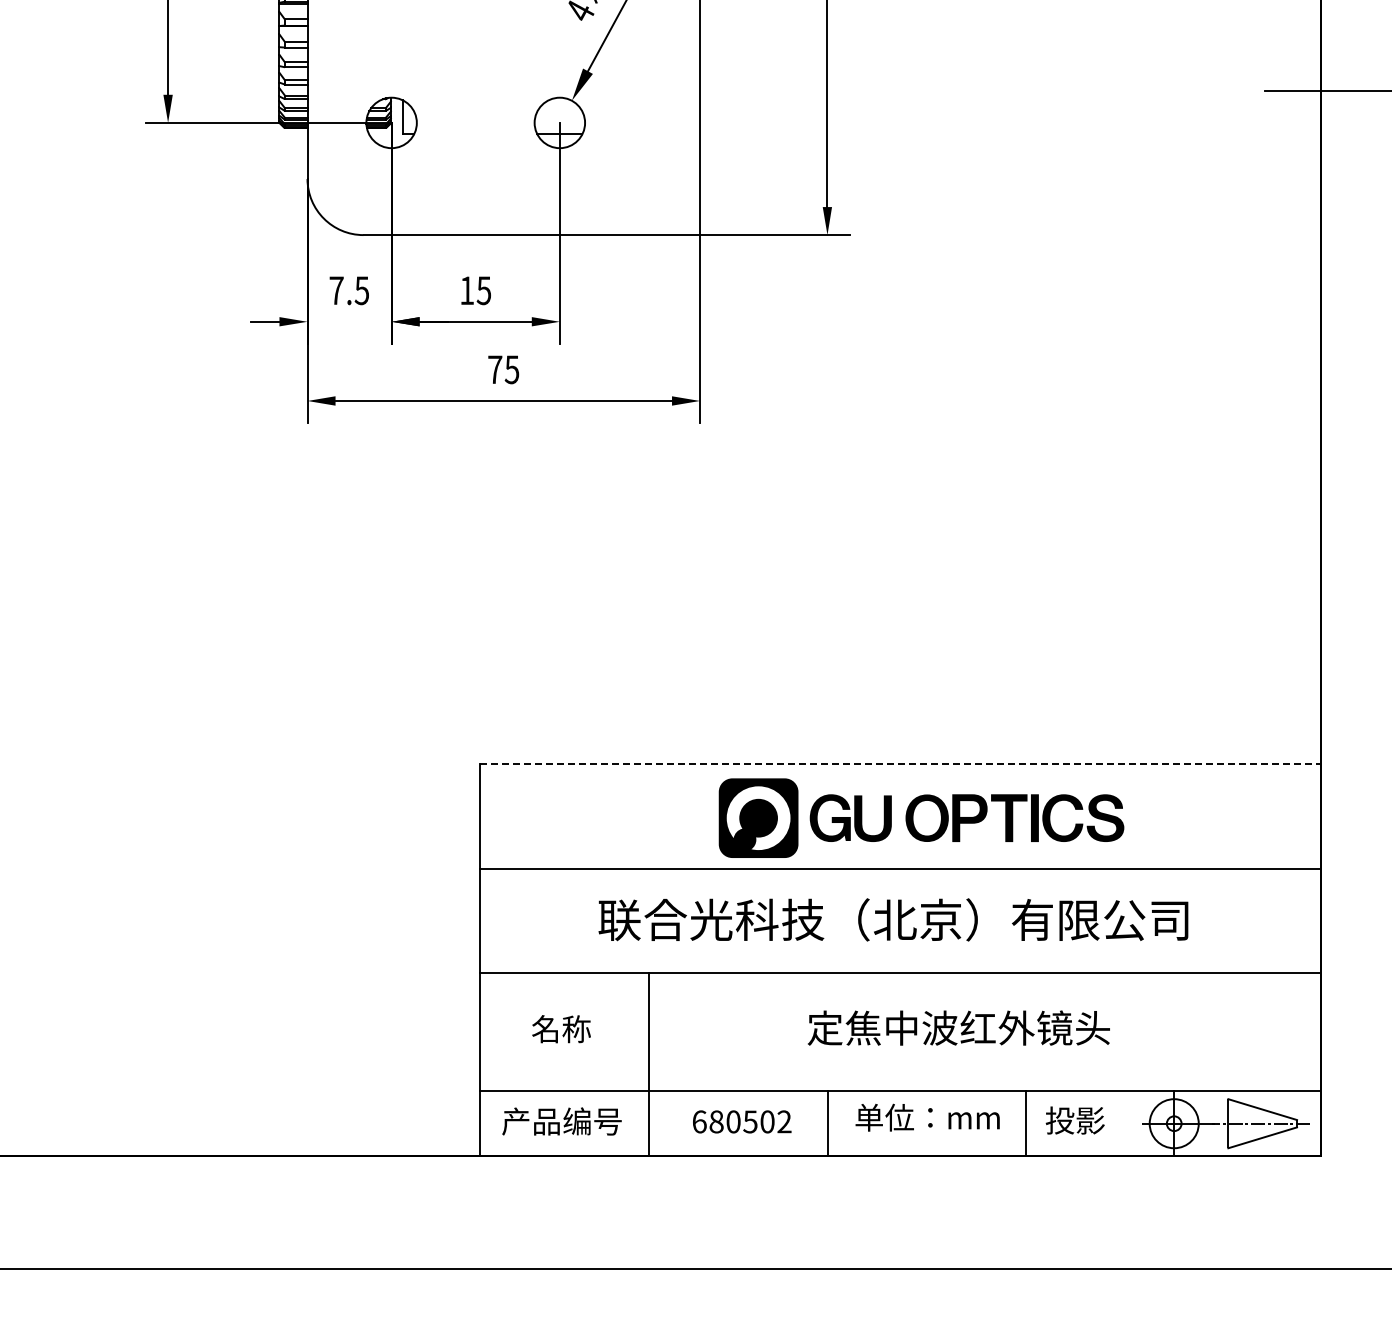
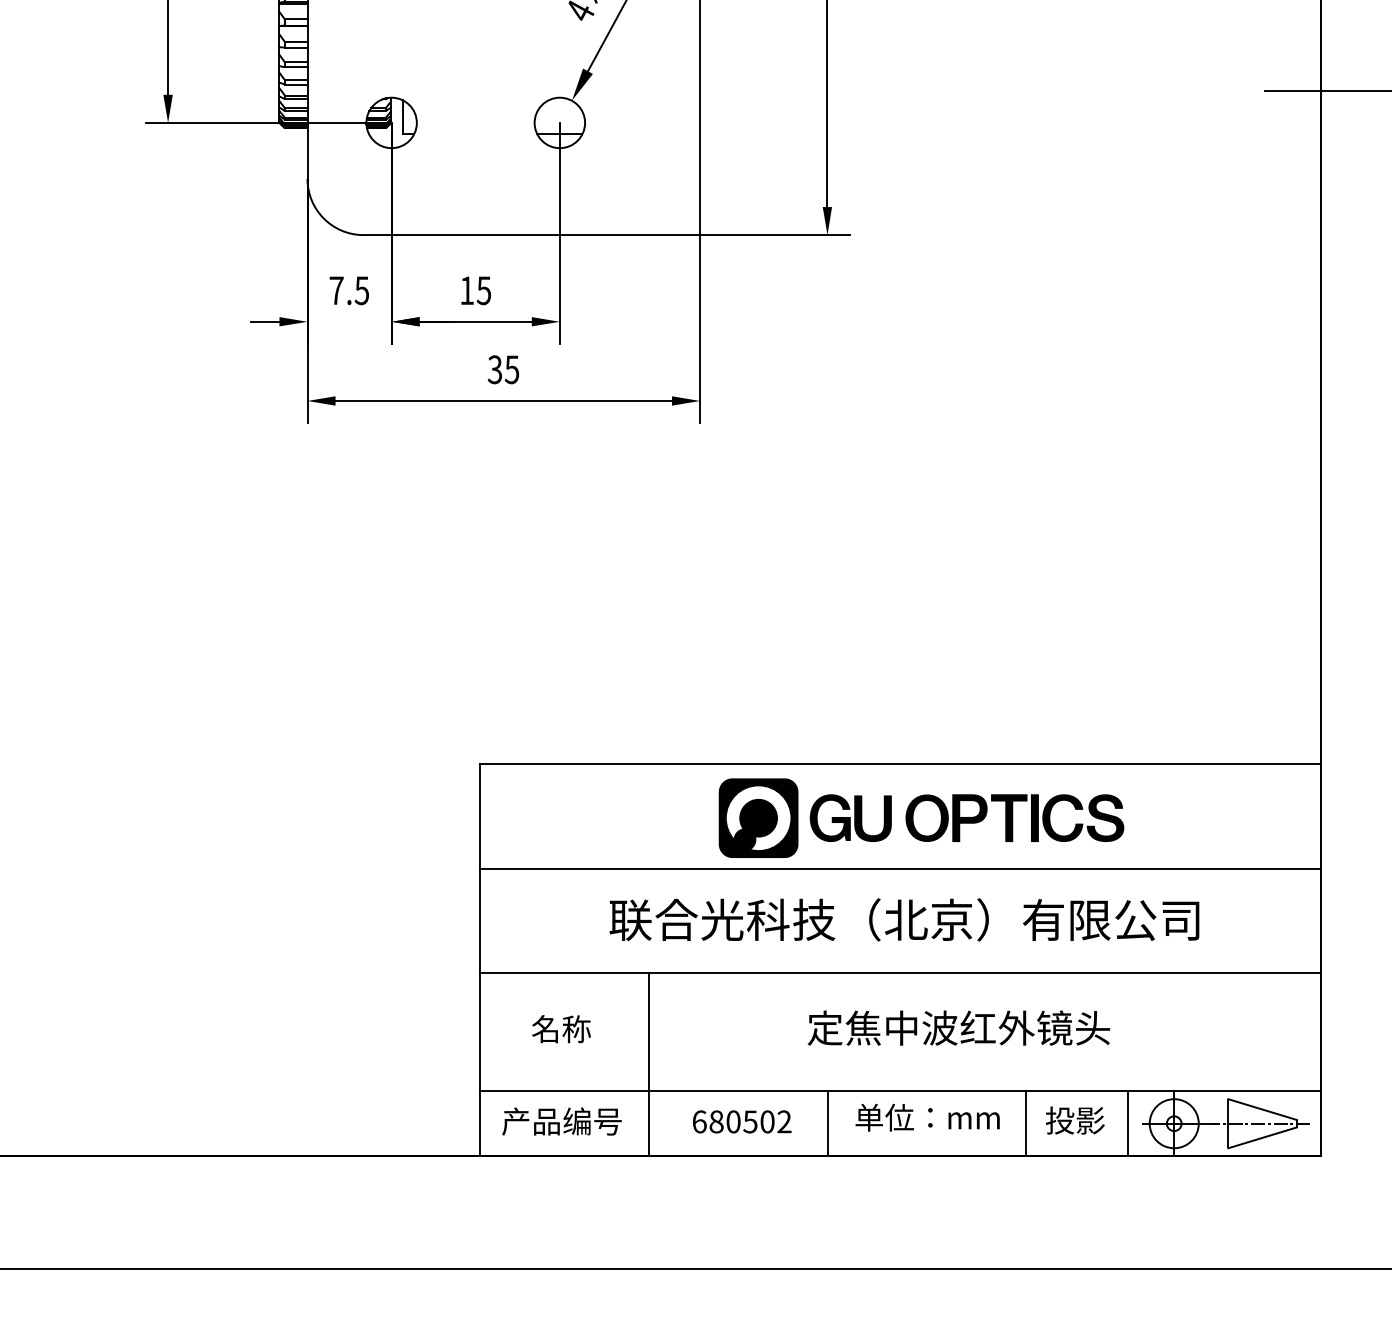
text: 75 -> 35 (494, 369)
line: dashed -> solid (900, 763)
text position: (893, 919) -> (904, 919) (904, 919)
line: none -> present (1128, 1123)
